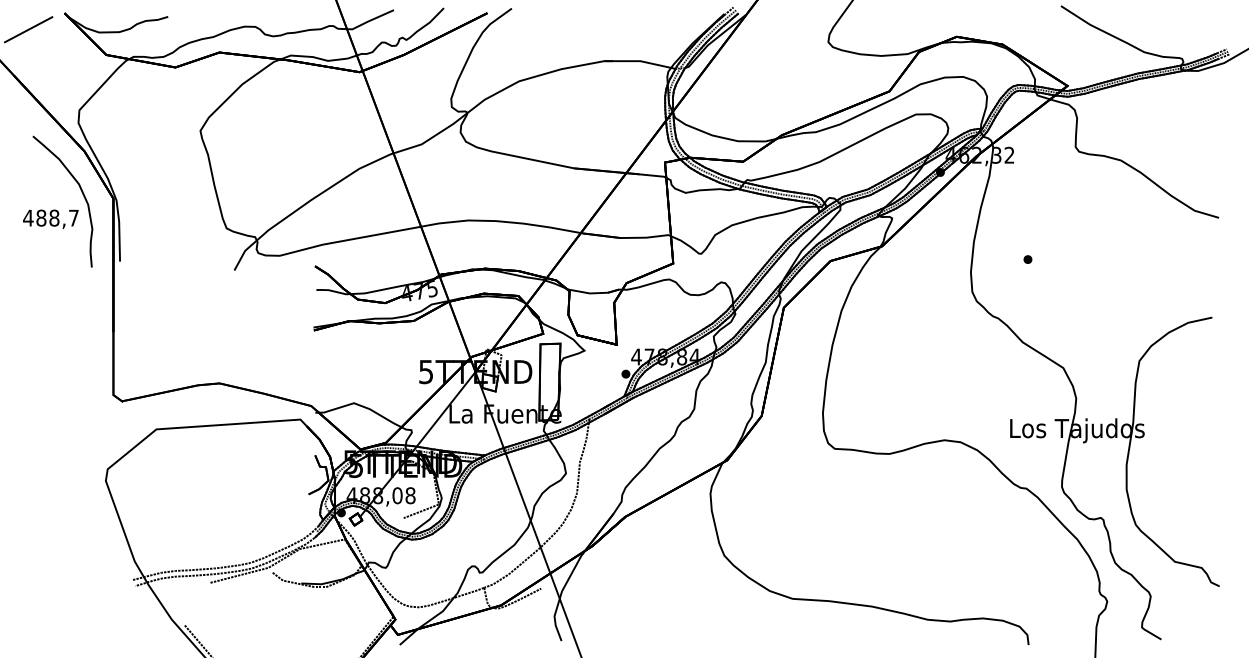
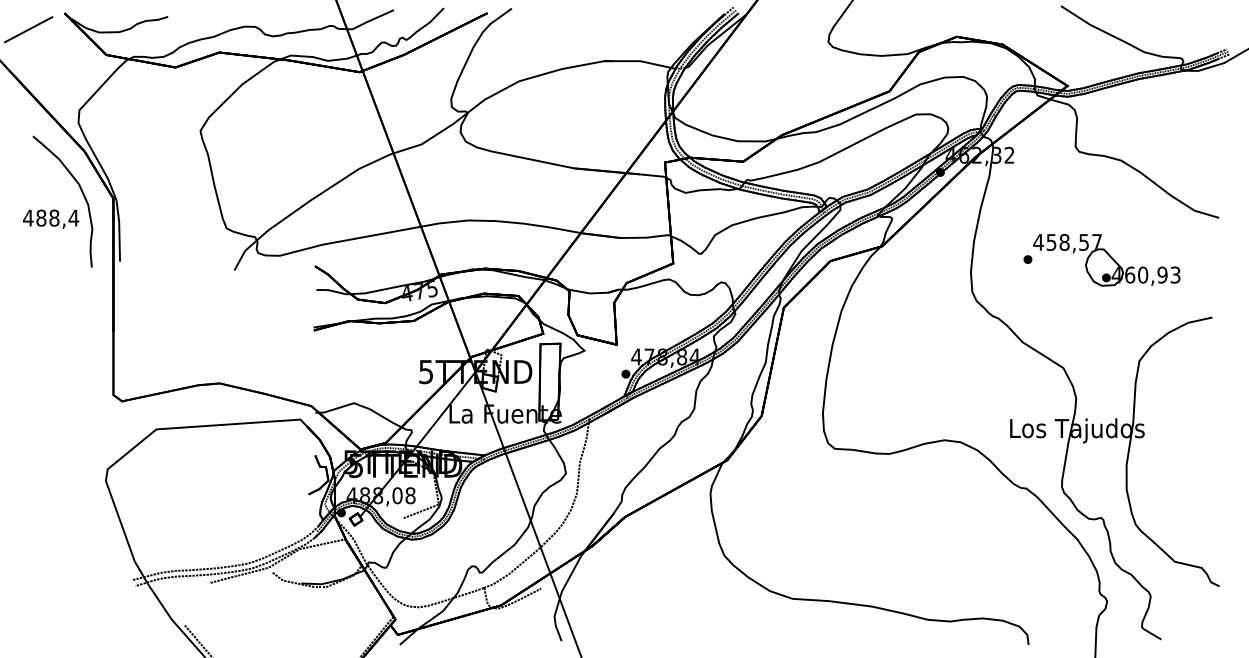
text: 488,7 -> 488,4 (73, 217)
part: none -> present (1106, 260)
